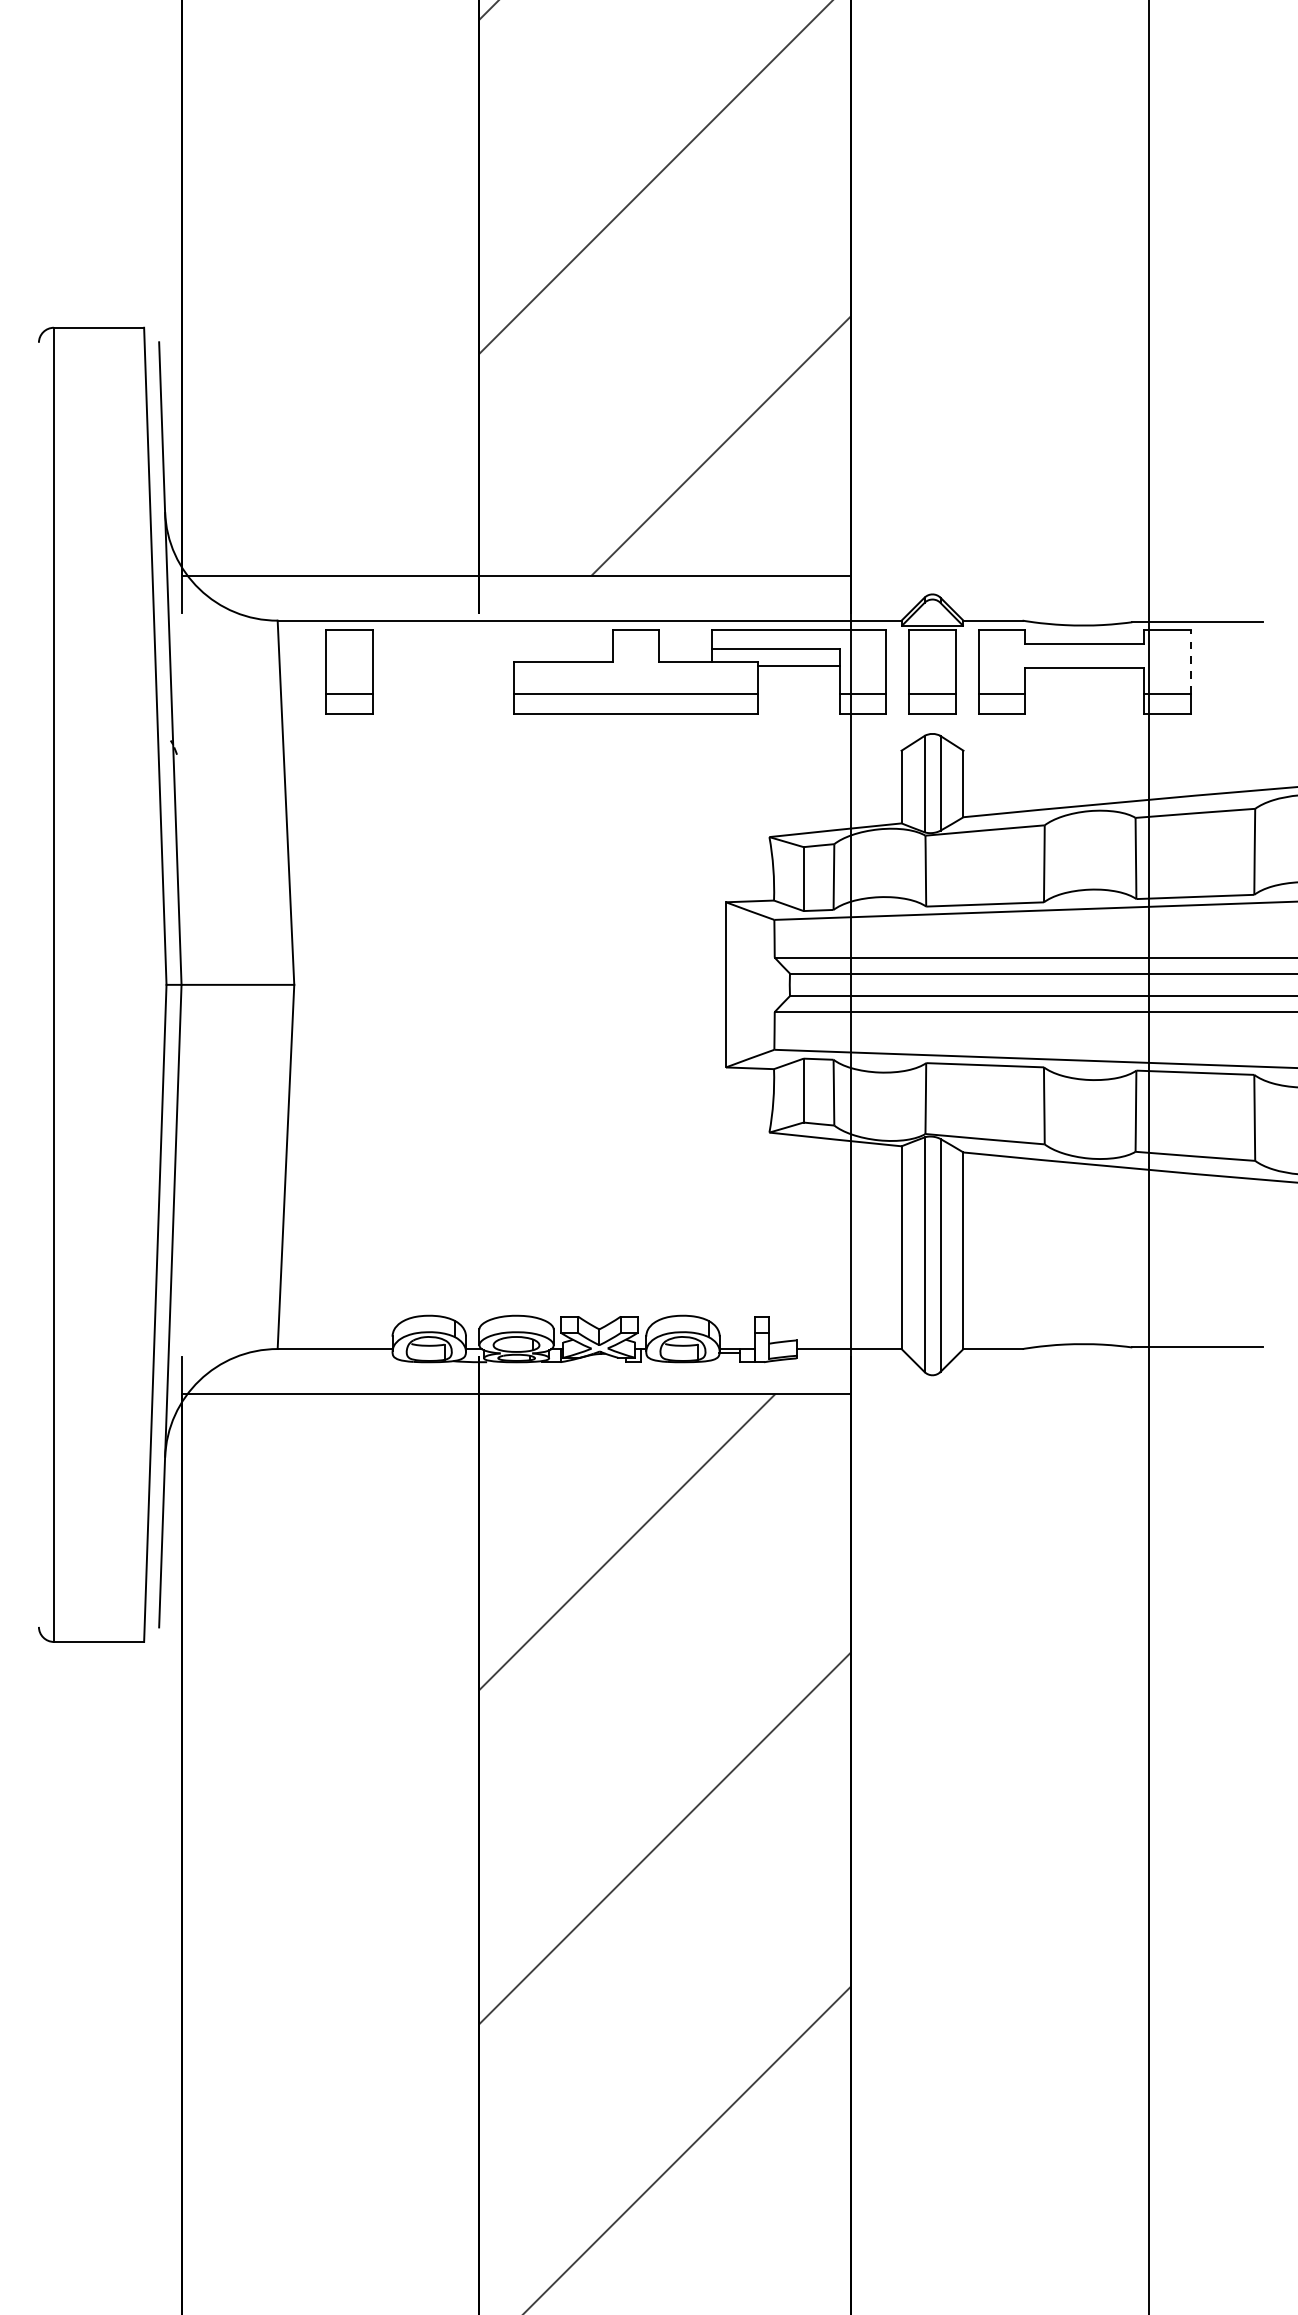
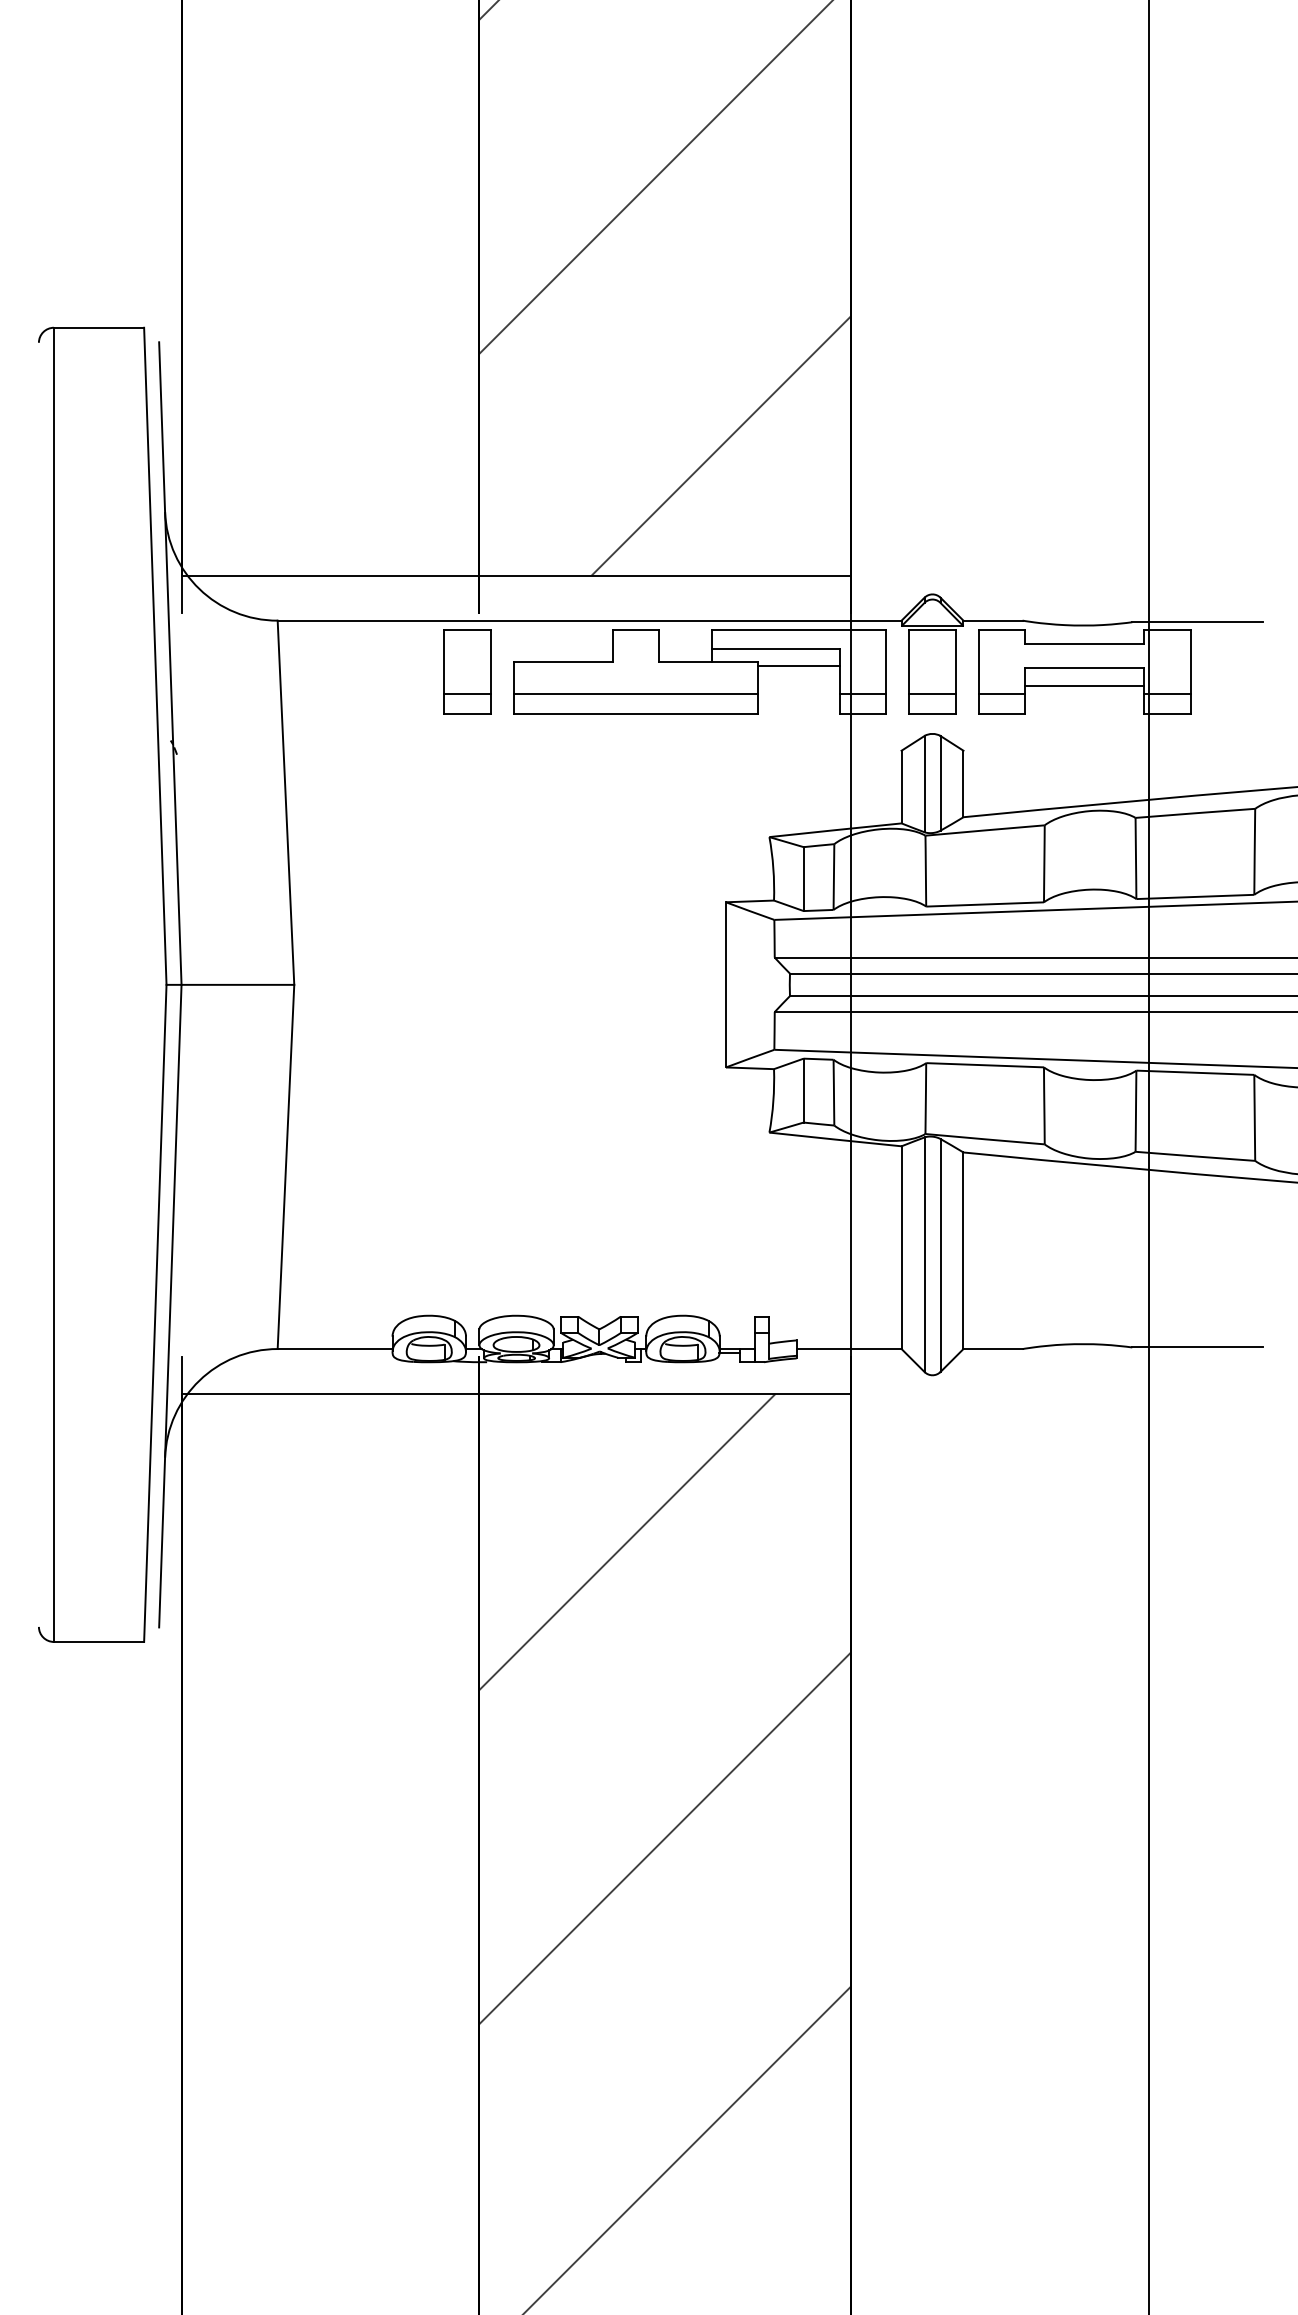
line: dashed -> solid (1190, 661)
part position: (349, 671) -> (467, 671) (467, 671)
line: none -> present (1084, 686)
